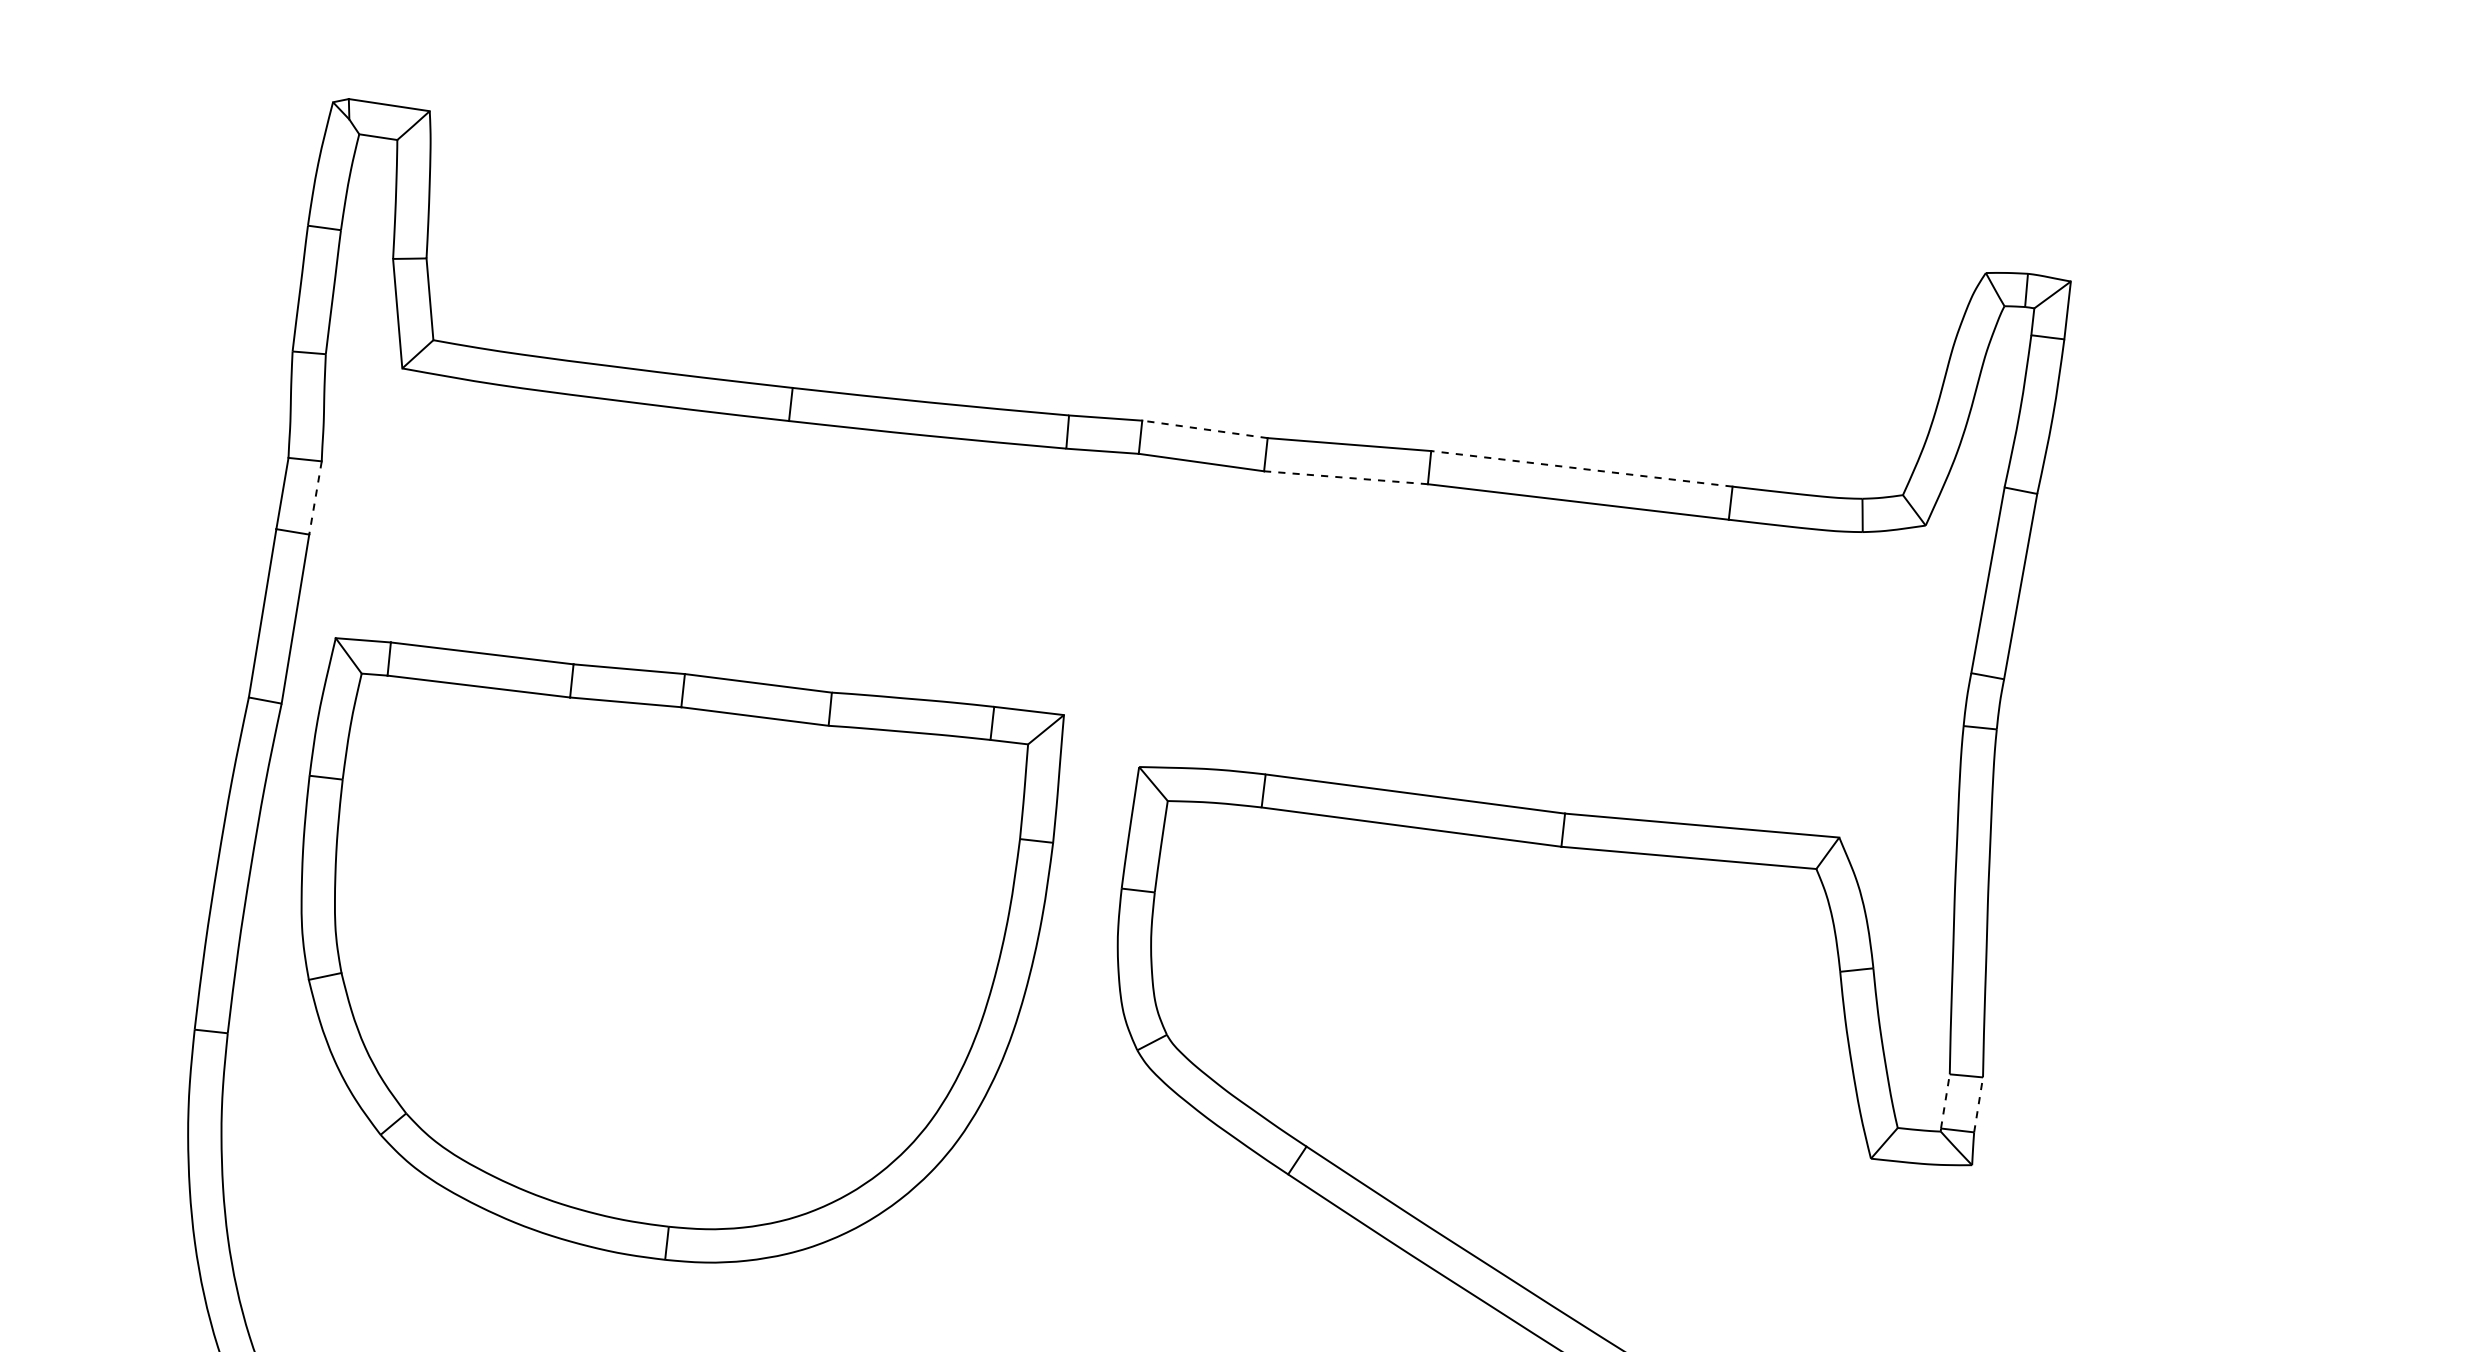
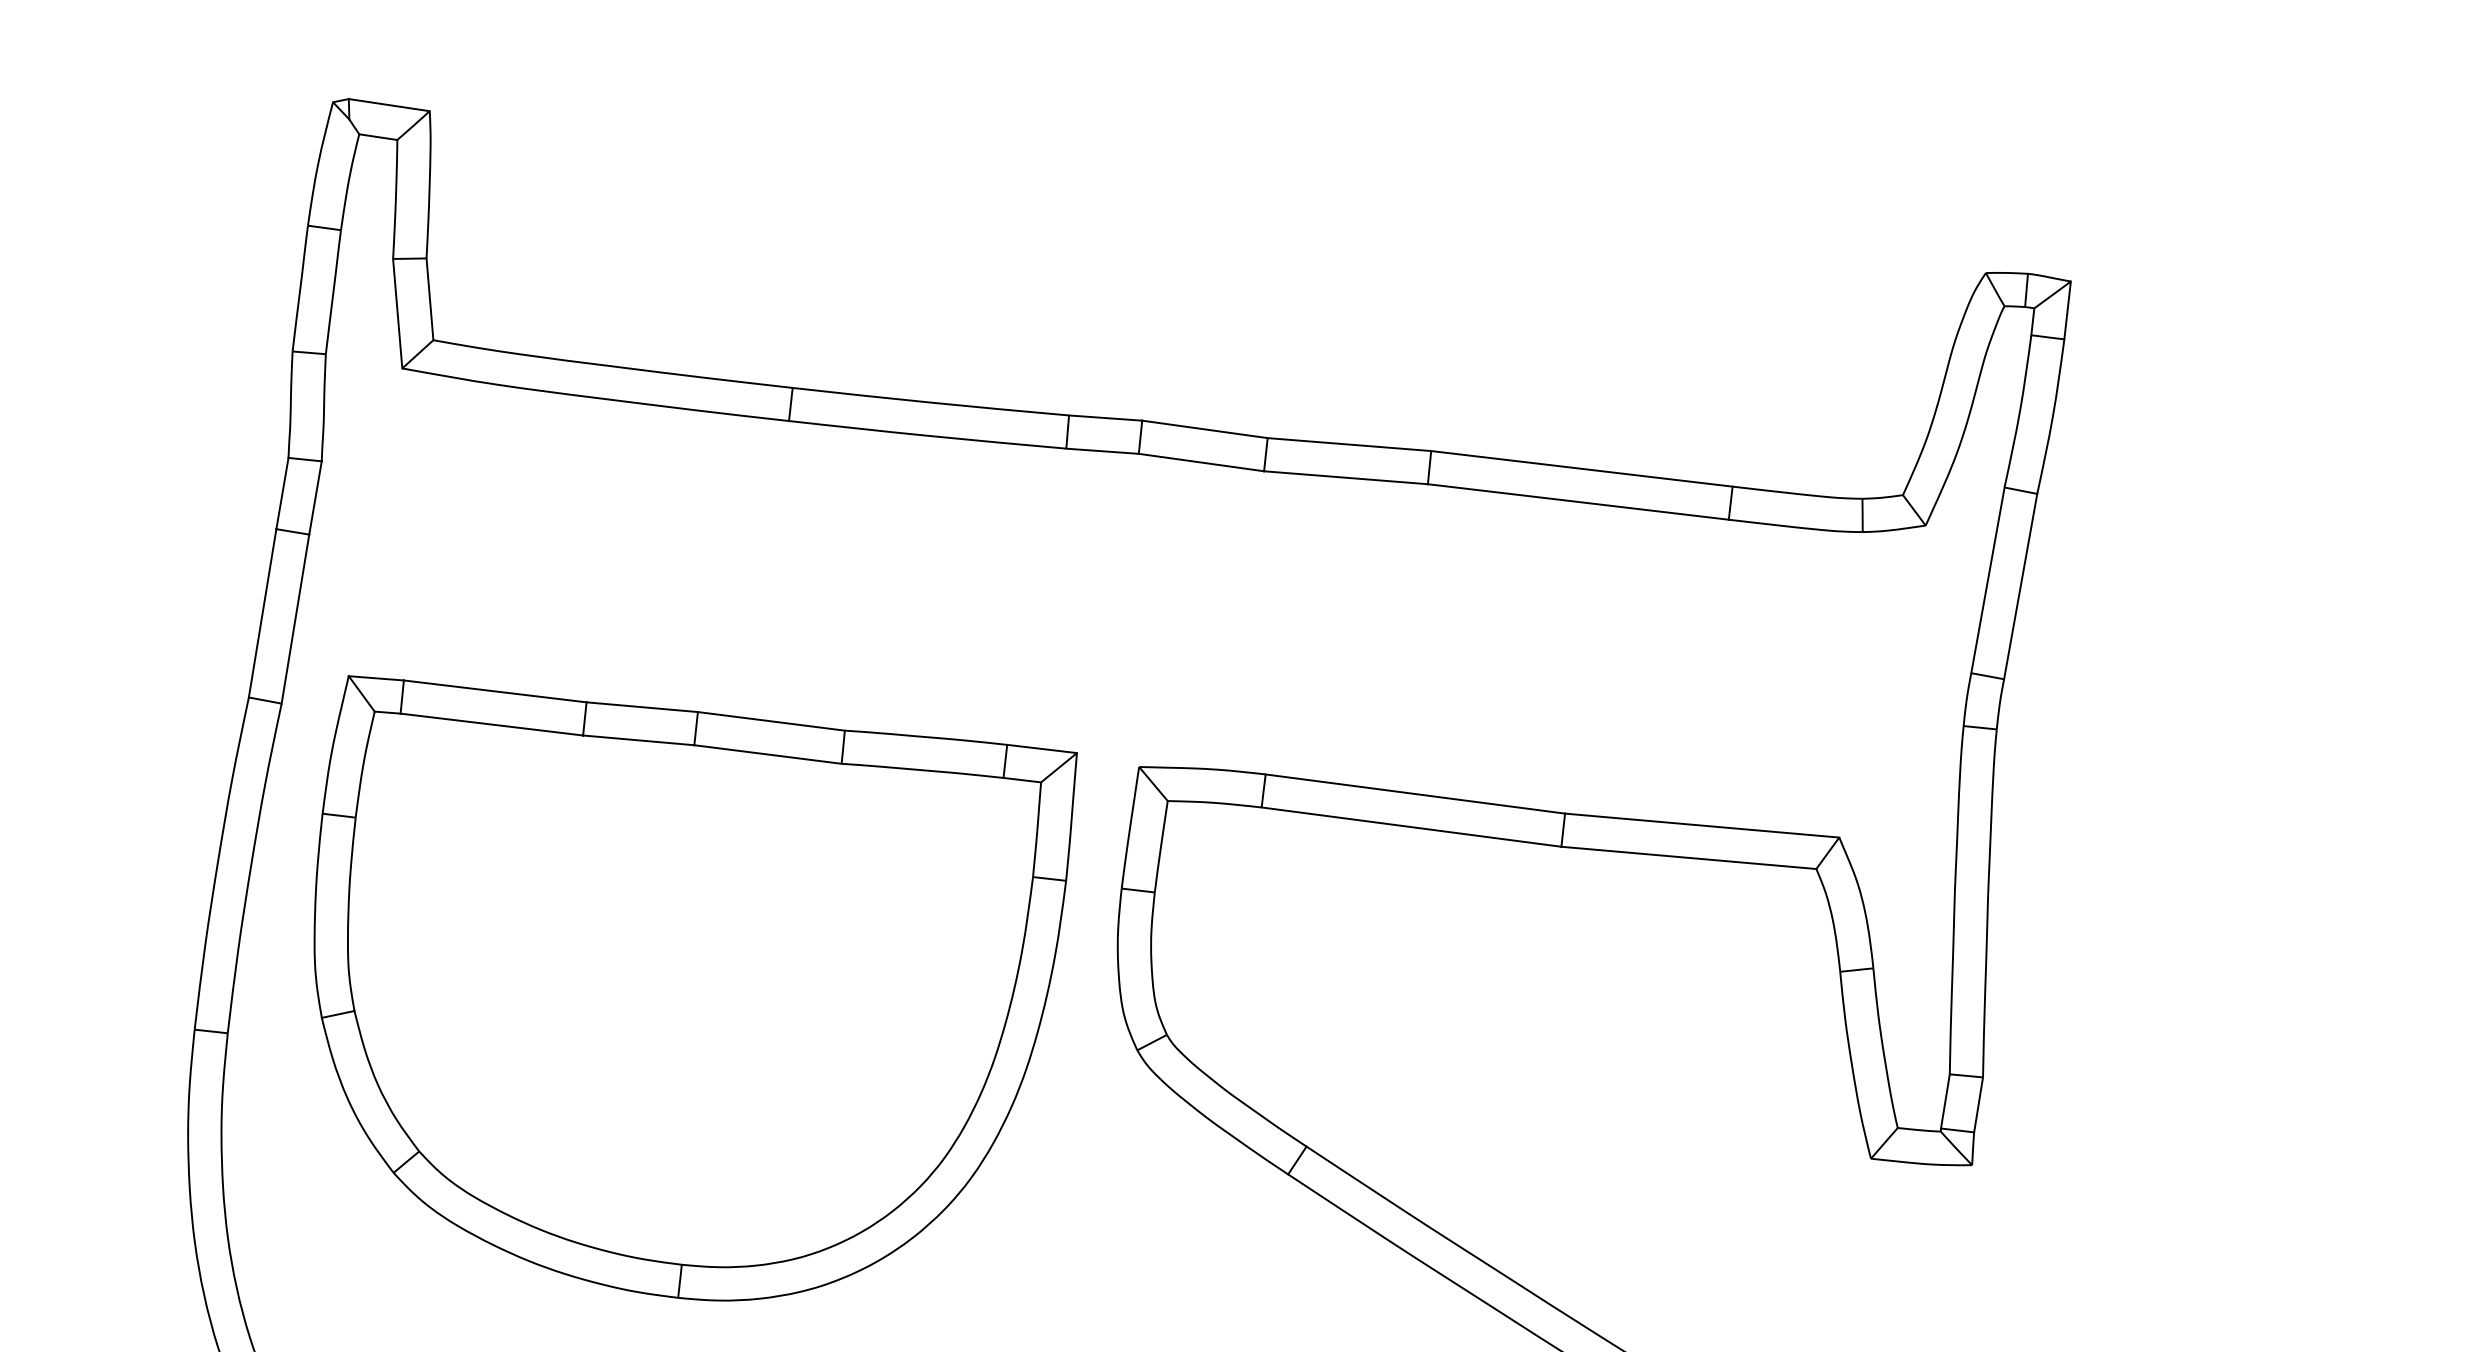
line: dashed -> solid (1204, 429)
line: dashed -> solid (1581, 468)
line: dashed -> solid (1345, 477)
line: dashed -> solid (315, 498)
part position: (682, 950) -> (695, 988) (695, 988)
line: dashed -> solid (1945, 1100)
line: dashed -> solid (1978, 1104)
